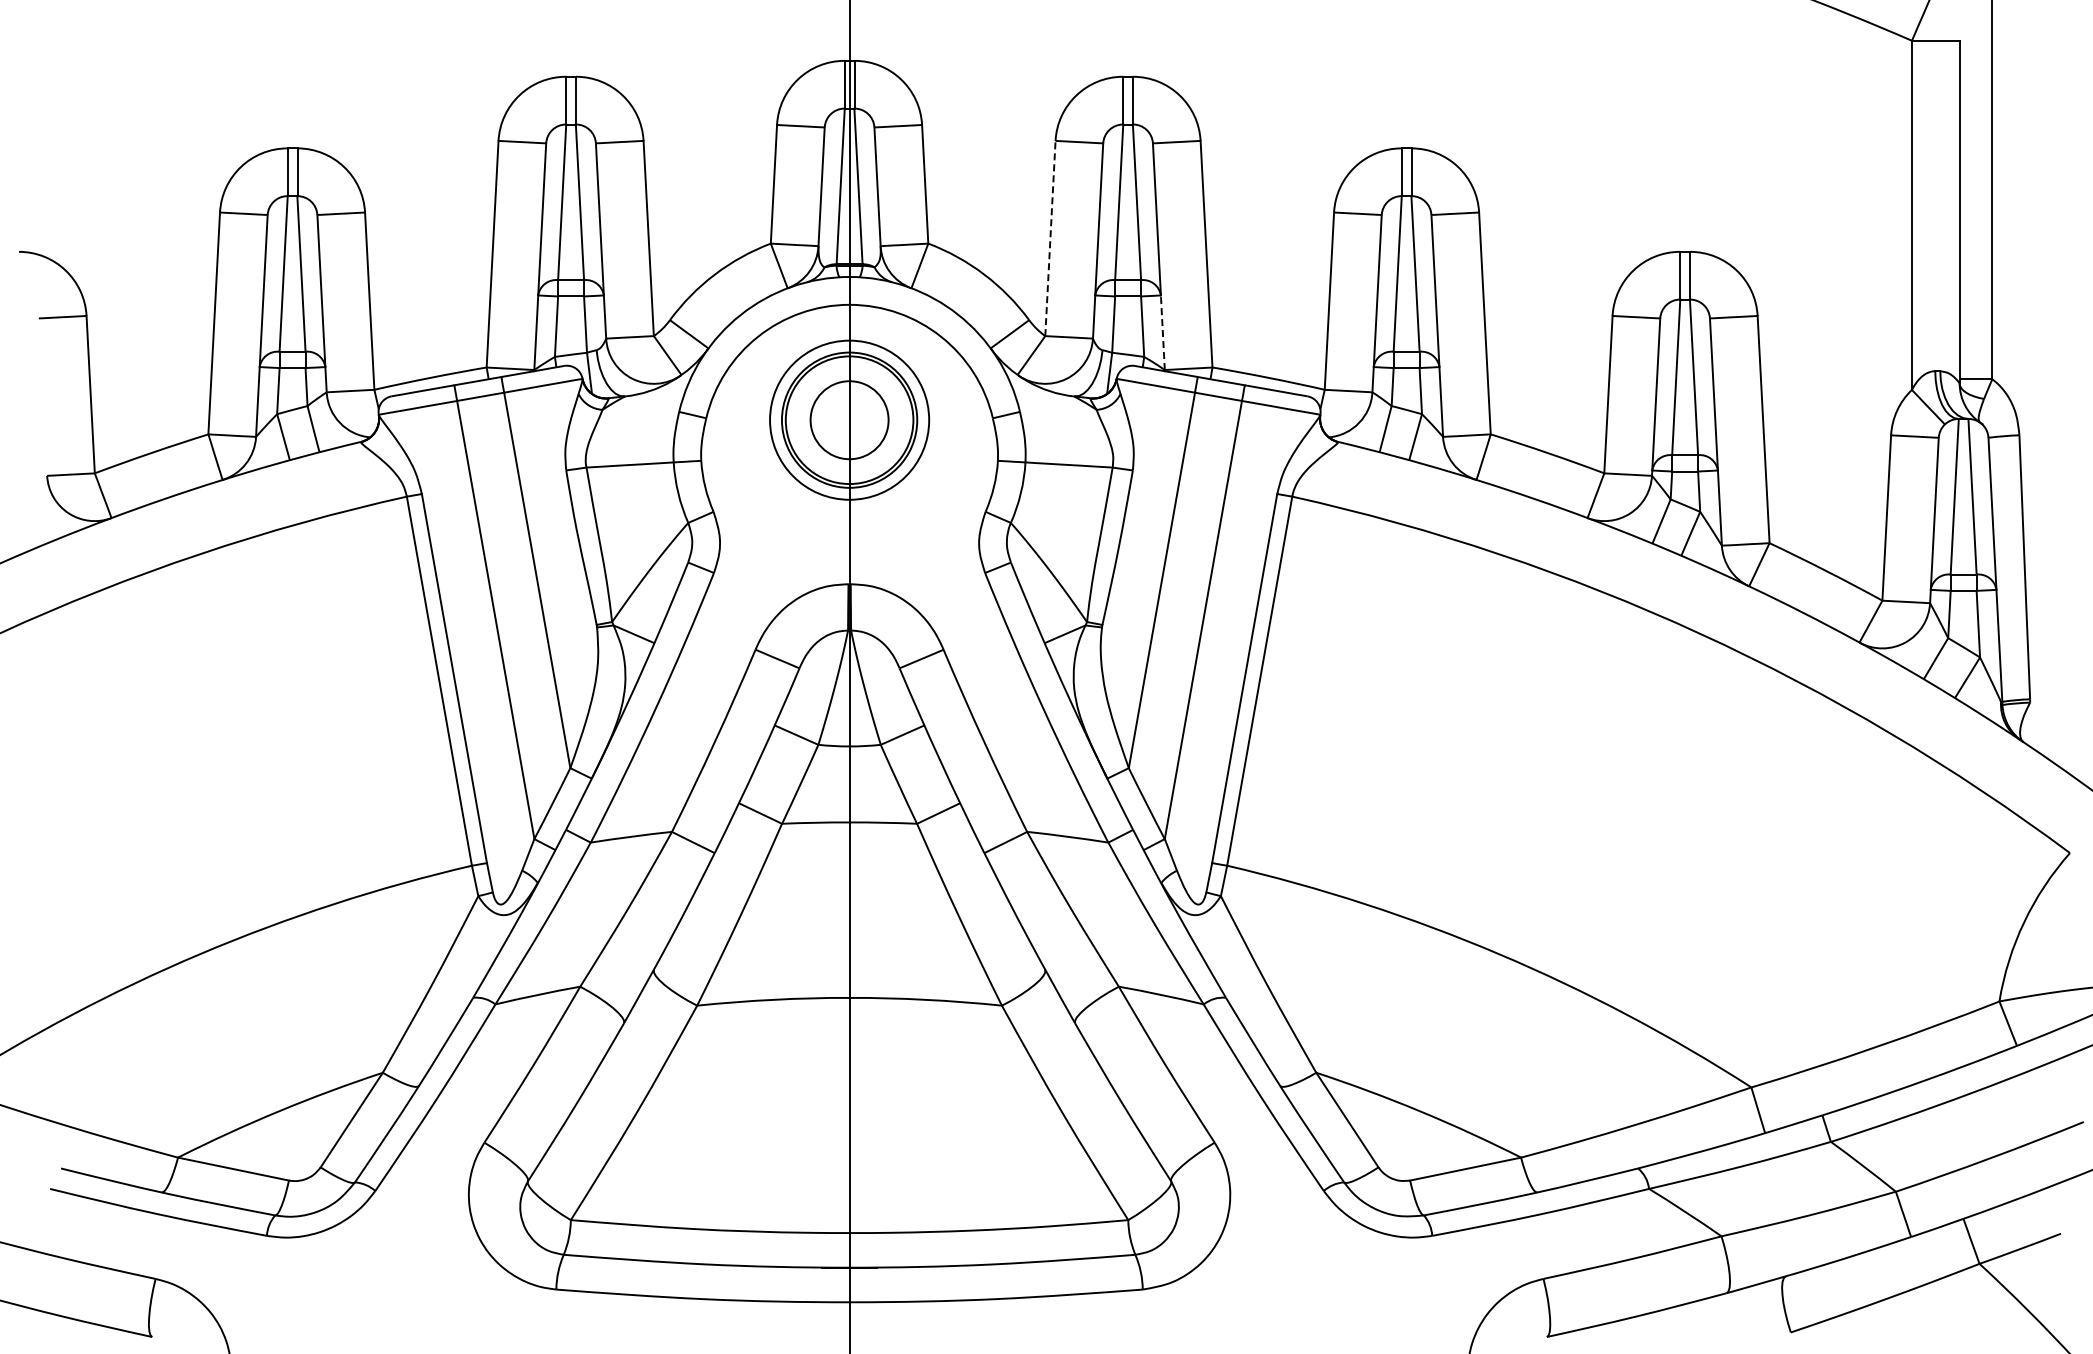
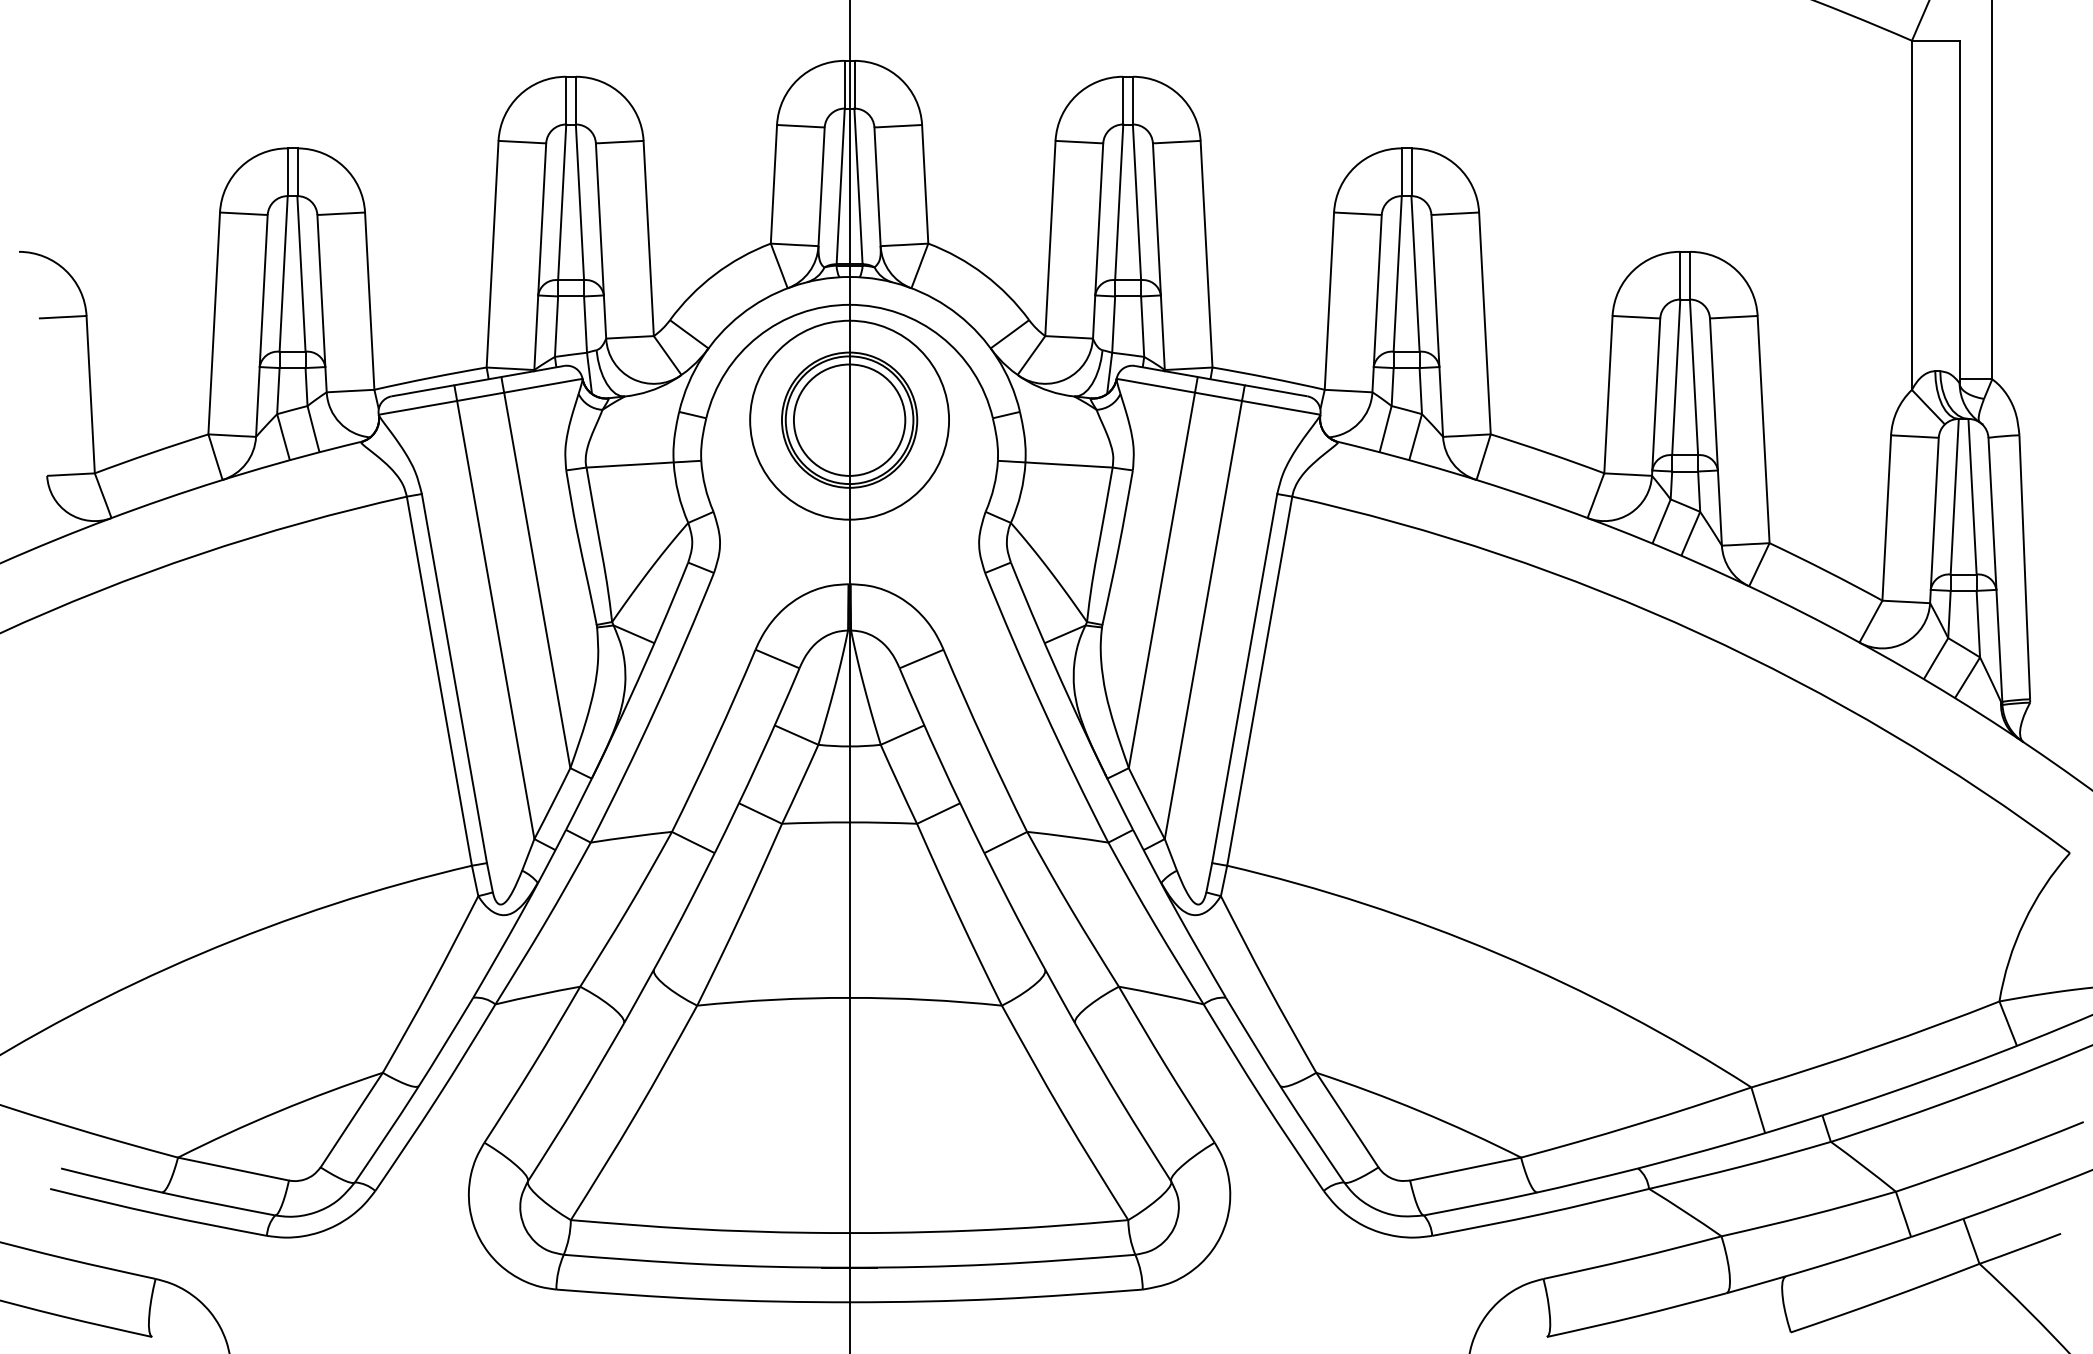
line: dashed -> solid (1050, 238)
line: dashed -> solid (1162, 332)
circle diameter: 159 px -> 199 px (849, 419)
circle diameter: 78 px -> 111 px (849, 419)
